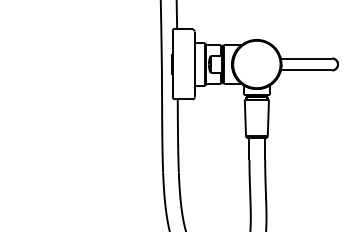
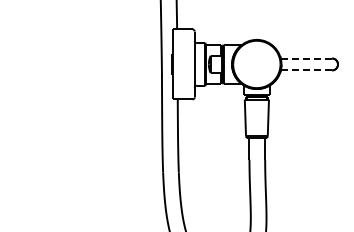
line: solid -> dashed (306, 58)
line: solid -> dashed (306, 70)
